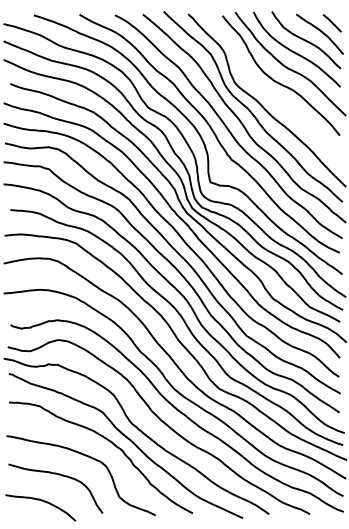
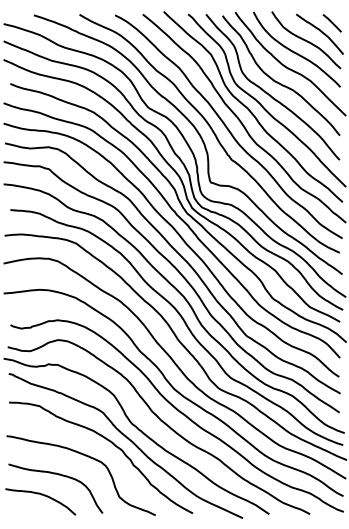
curve: none -> present (269, 93)
curve position: (41, 501) -> (41, 495) (41, 495)
